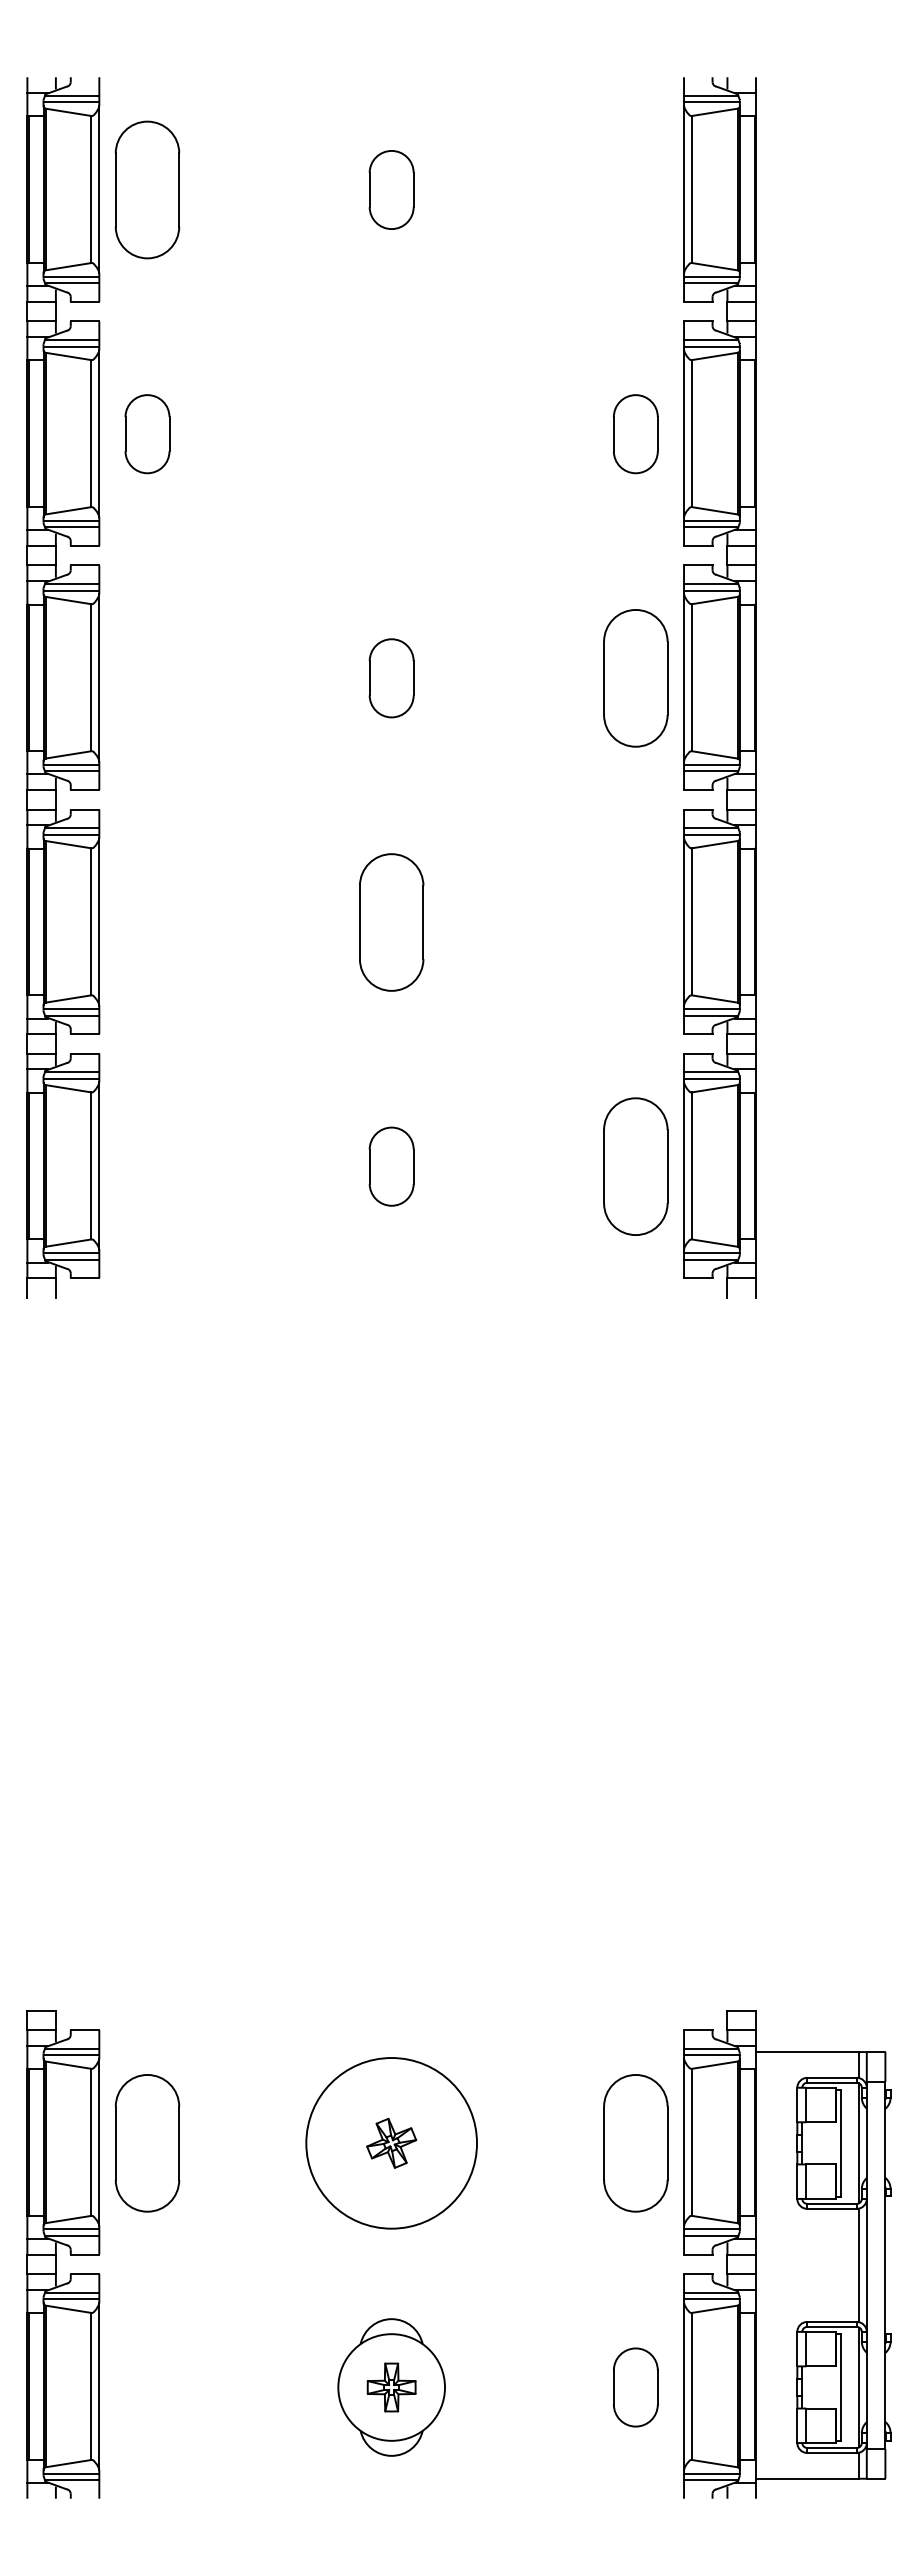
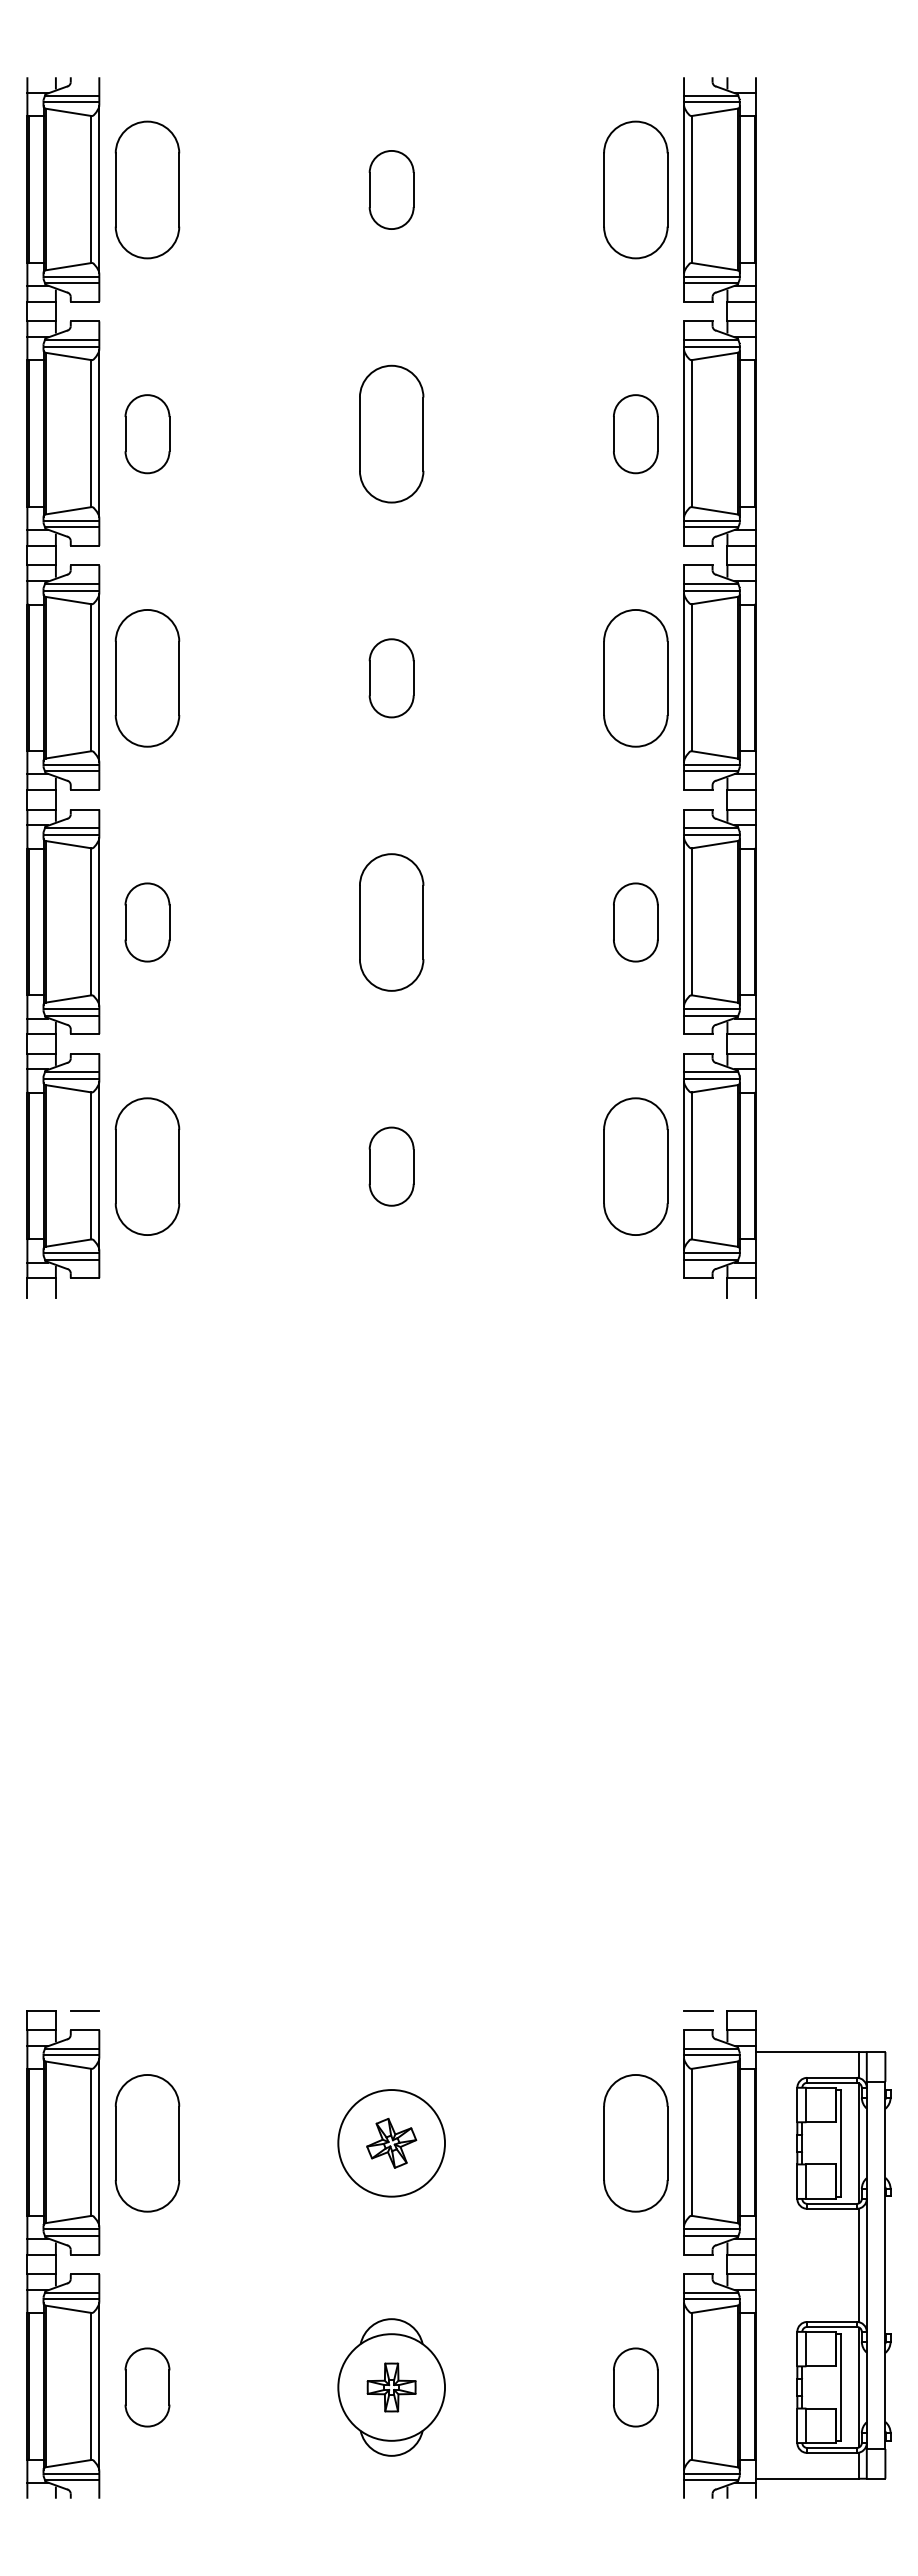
part: none -> present (635, 189)
part: none -> present (391, 433)
part: none -> present (147, 678)
part: none -> present (147, 922)
part: none -> present (635, 922)
part: none -> present (147, 1166)
line: none -> present (84, 2010)
line: none -> present (698, 2010)
circle diameter: 171 px -> 107 px (391, 2143)
part: none -> present (147, 2387)
